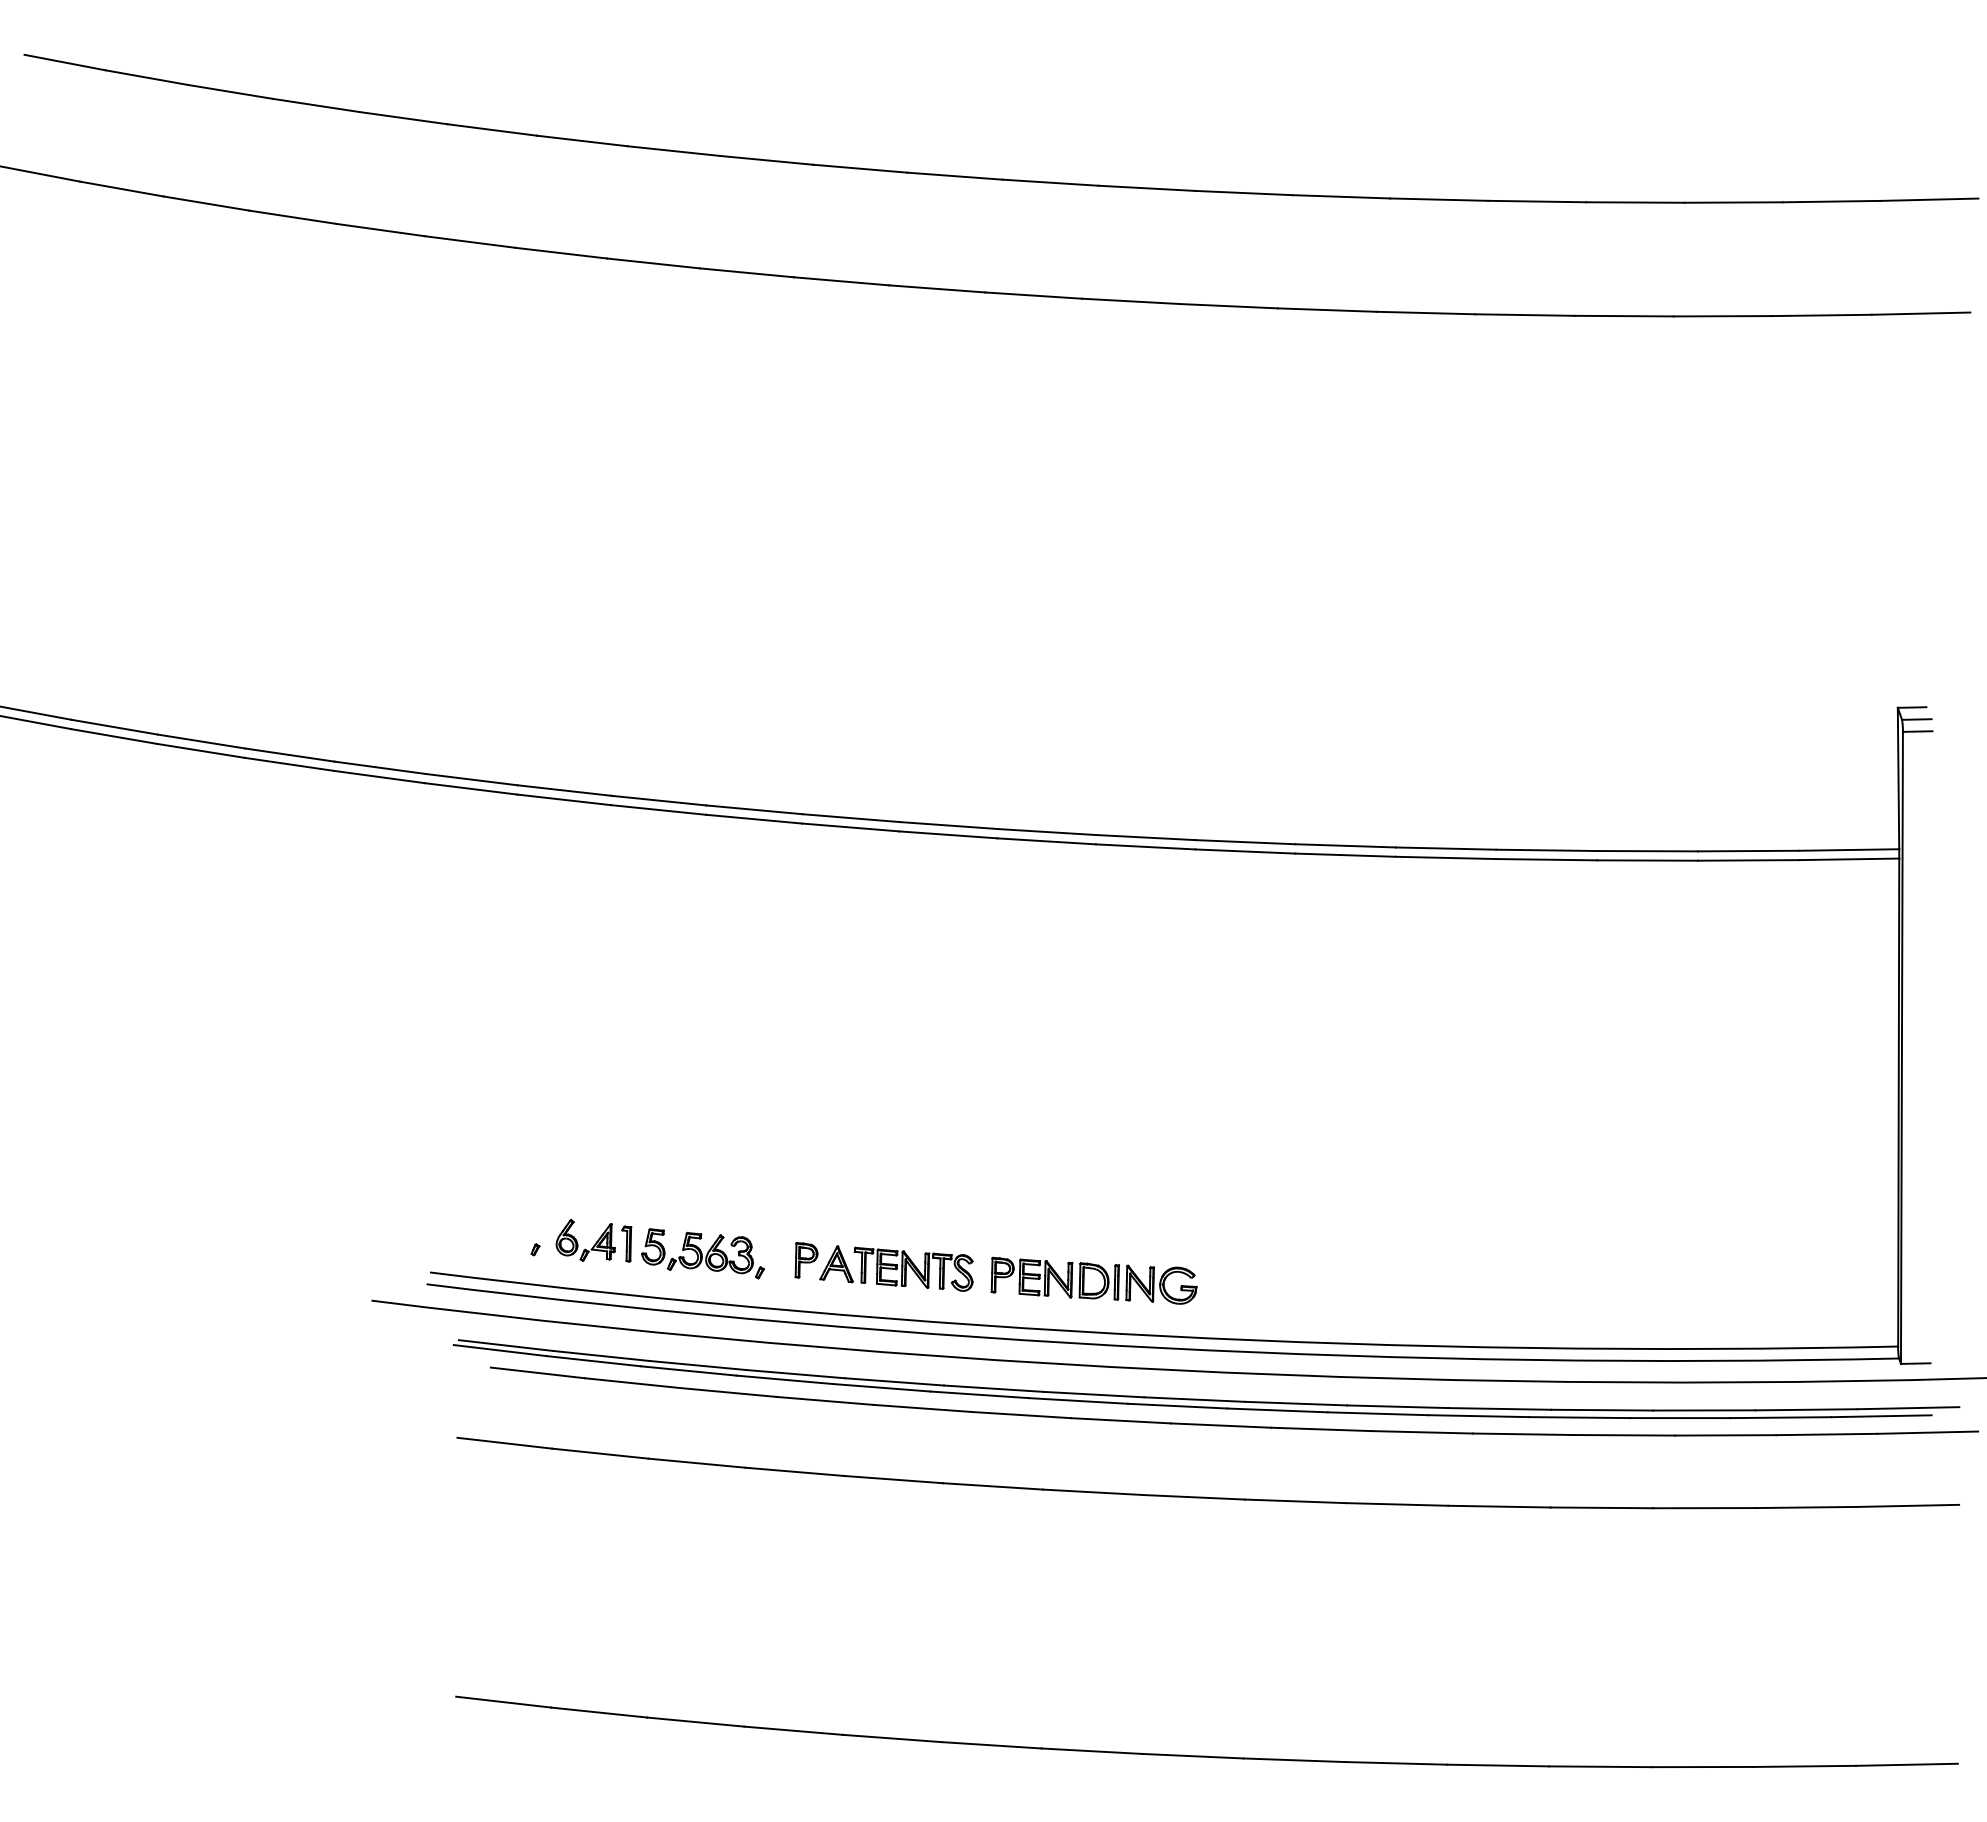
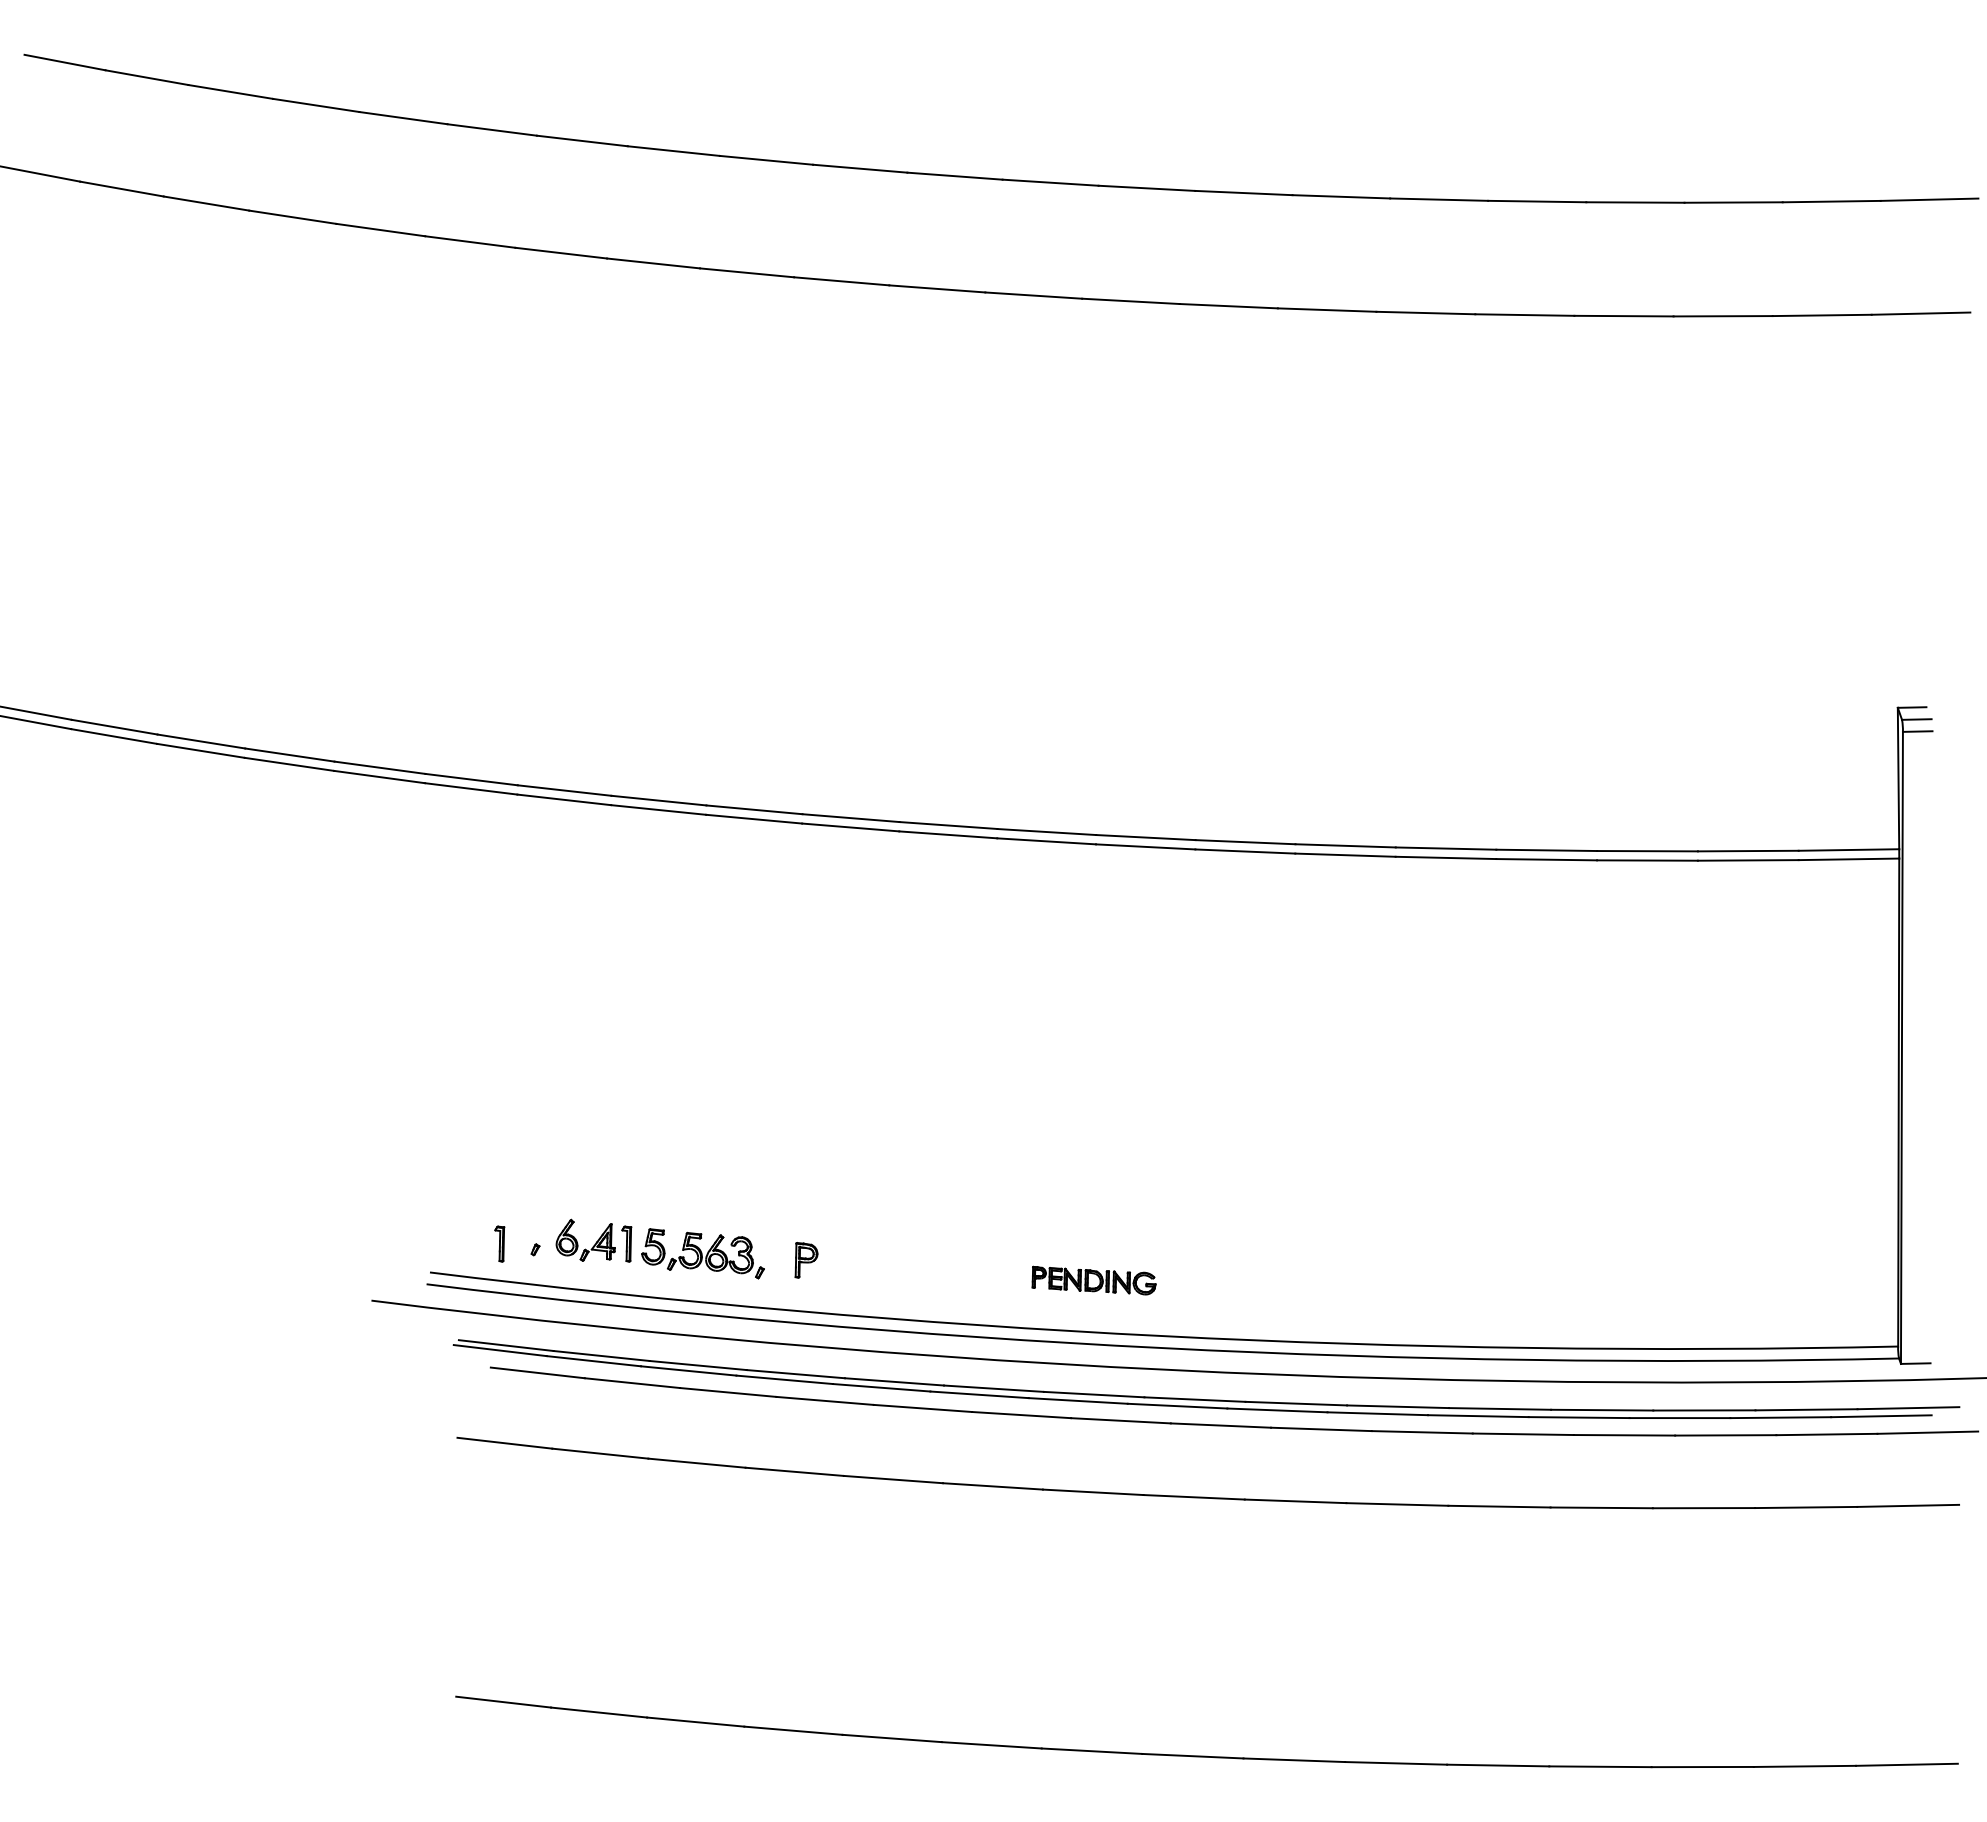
part: none -> present (499, 1243)
part: present -> none (896, 1268)
part size: 208x49 px -> 126x31 px (1093, 1280)
